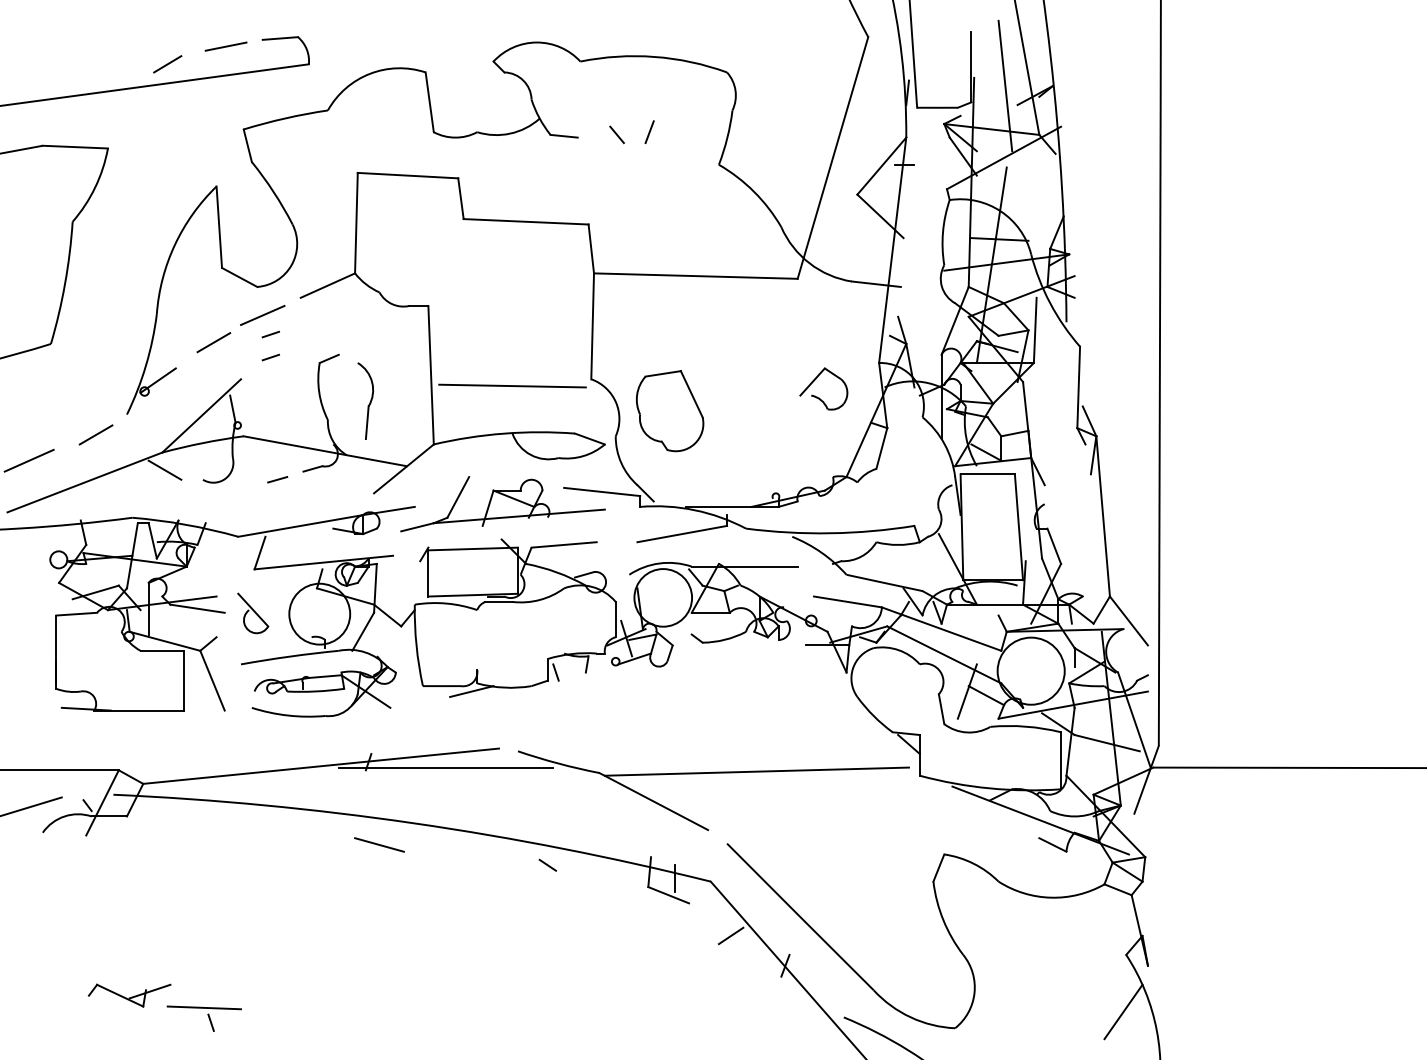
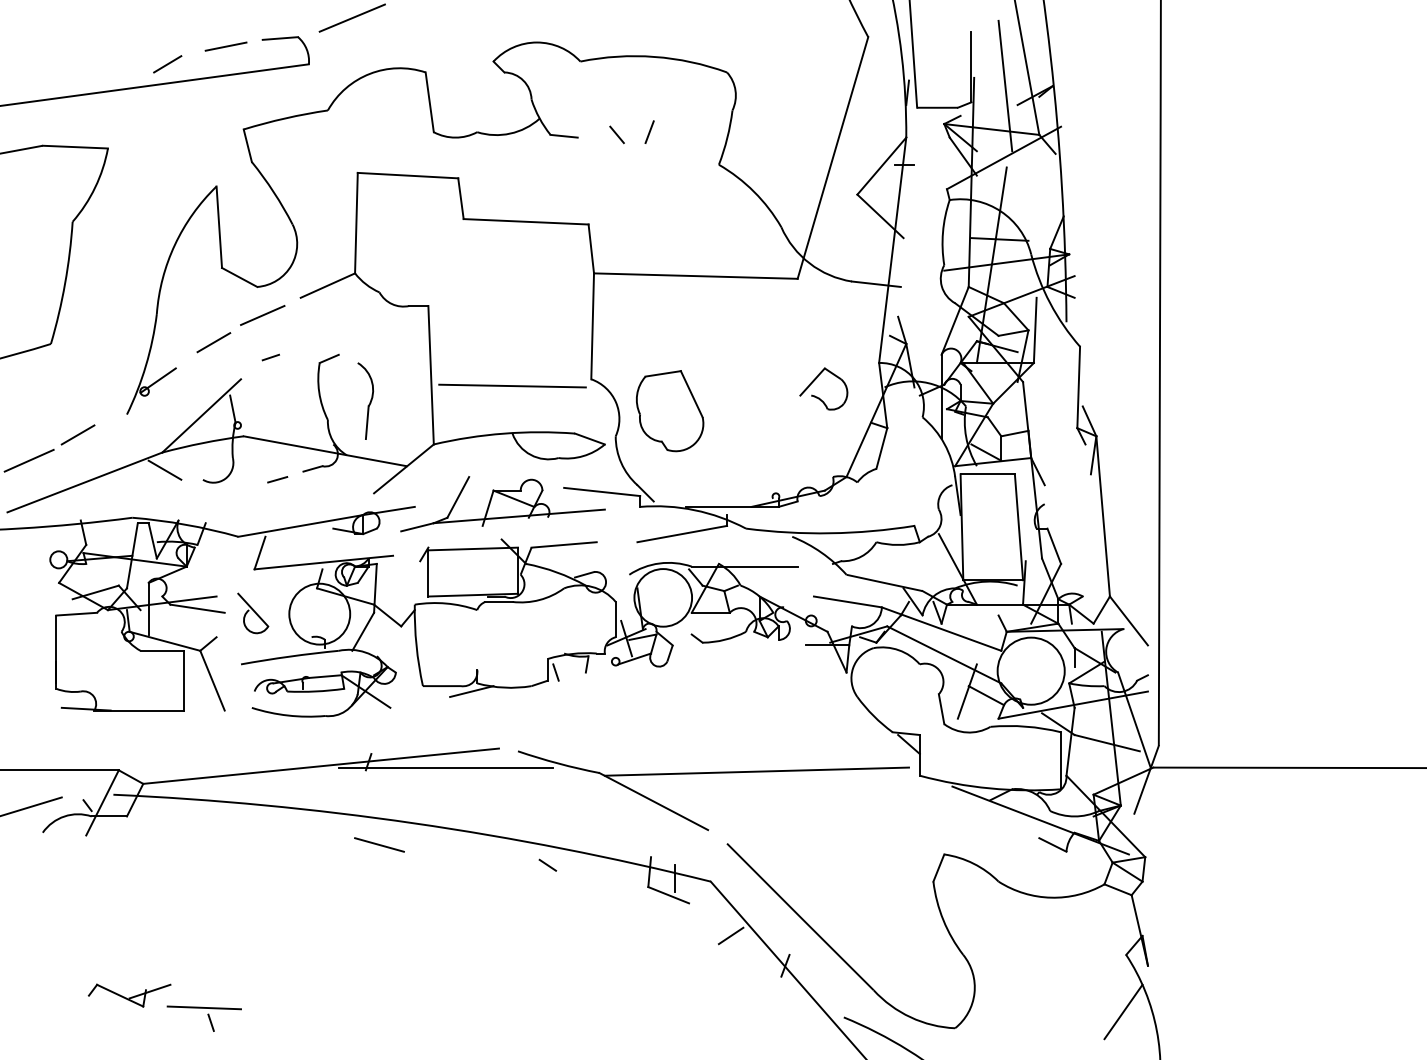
line: none -> present (351, 17)
line: present -> none (270, 334)
line position: (95, 434) -> (77, 434) (77, 434)
